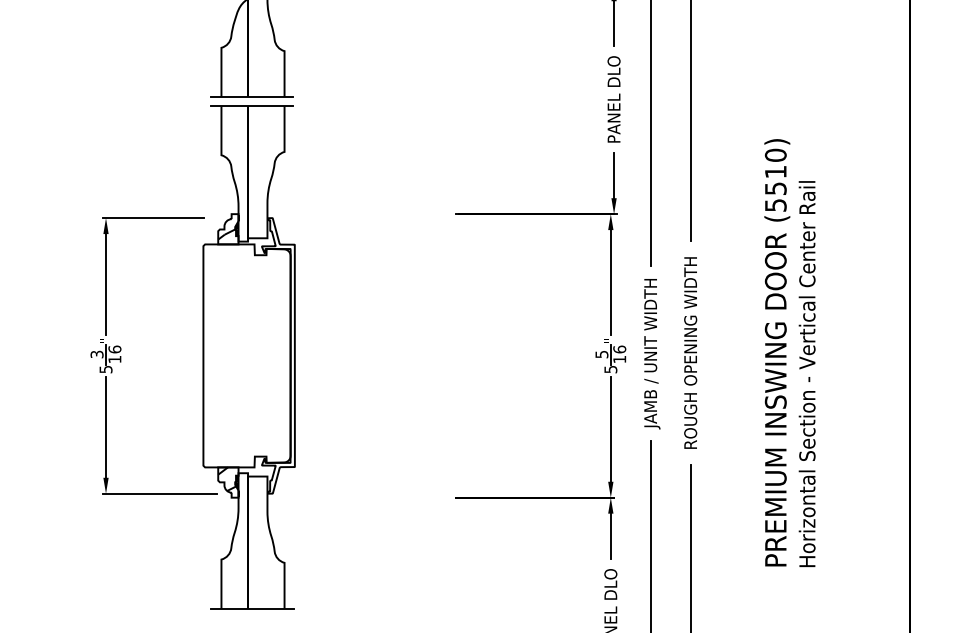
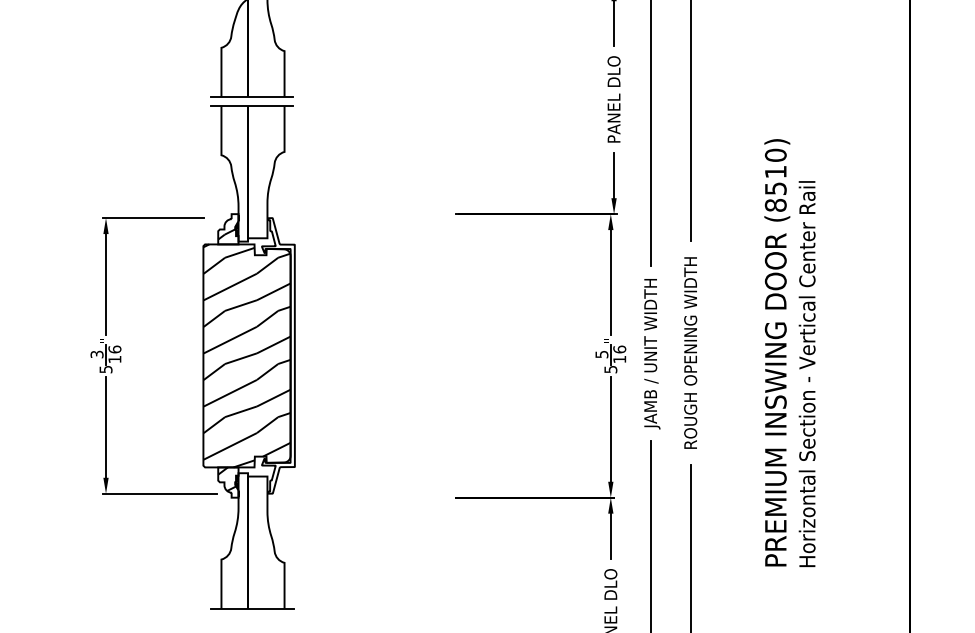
text: (5510) -> (8510) (775, 204)
hatch: none -> present (246, 355)
